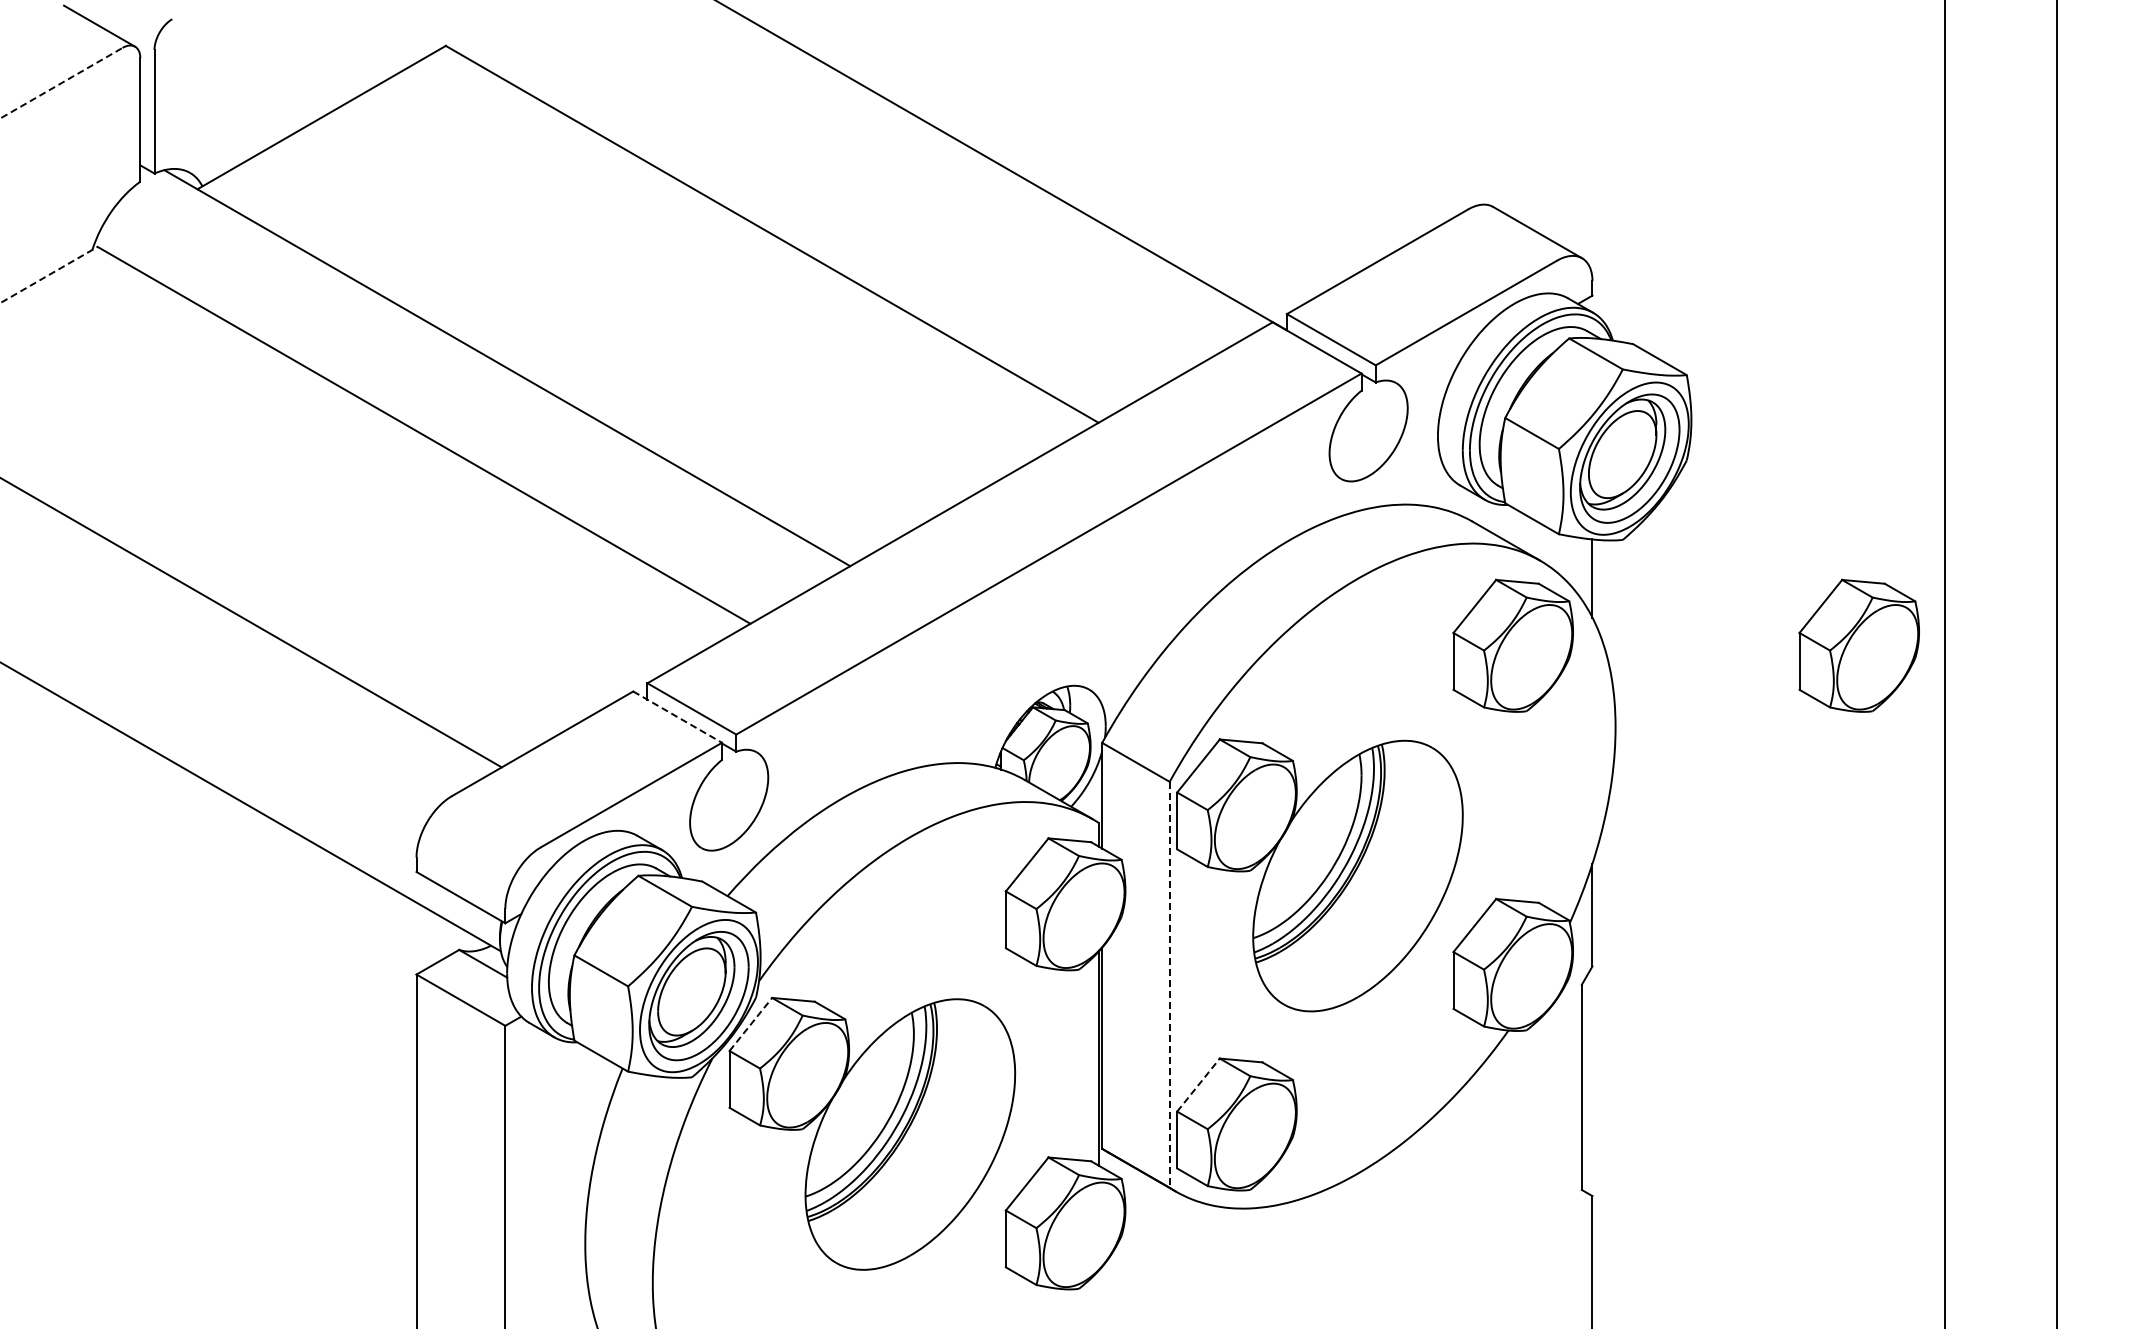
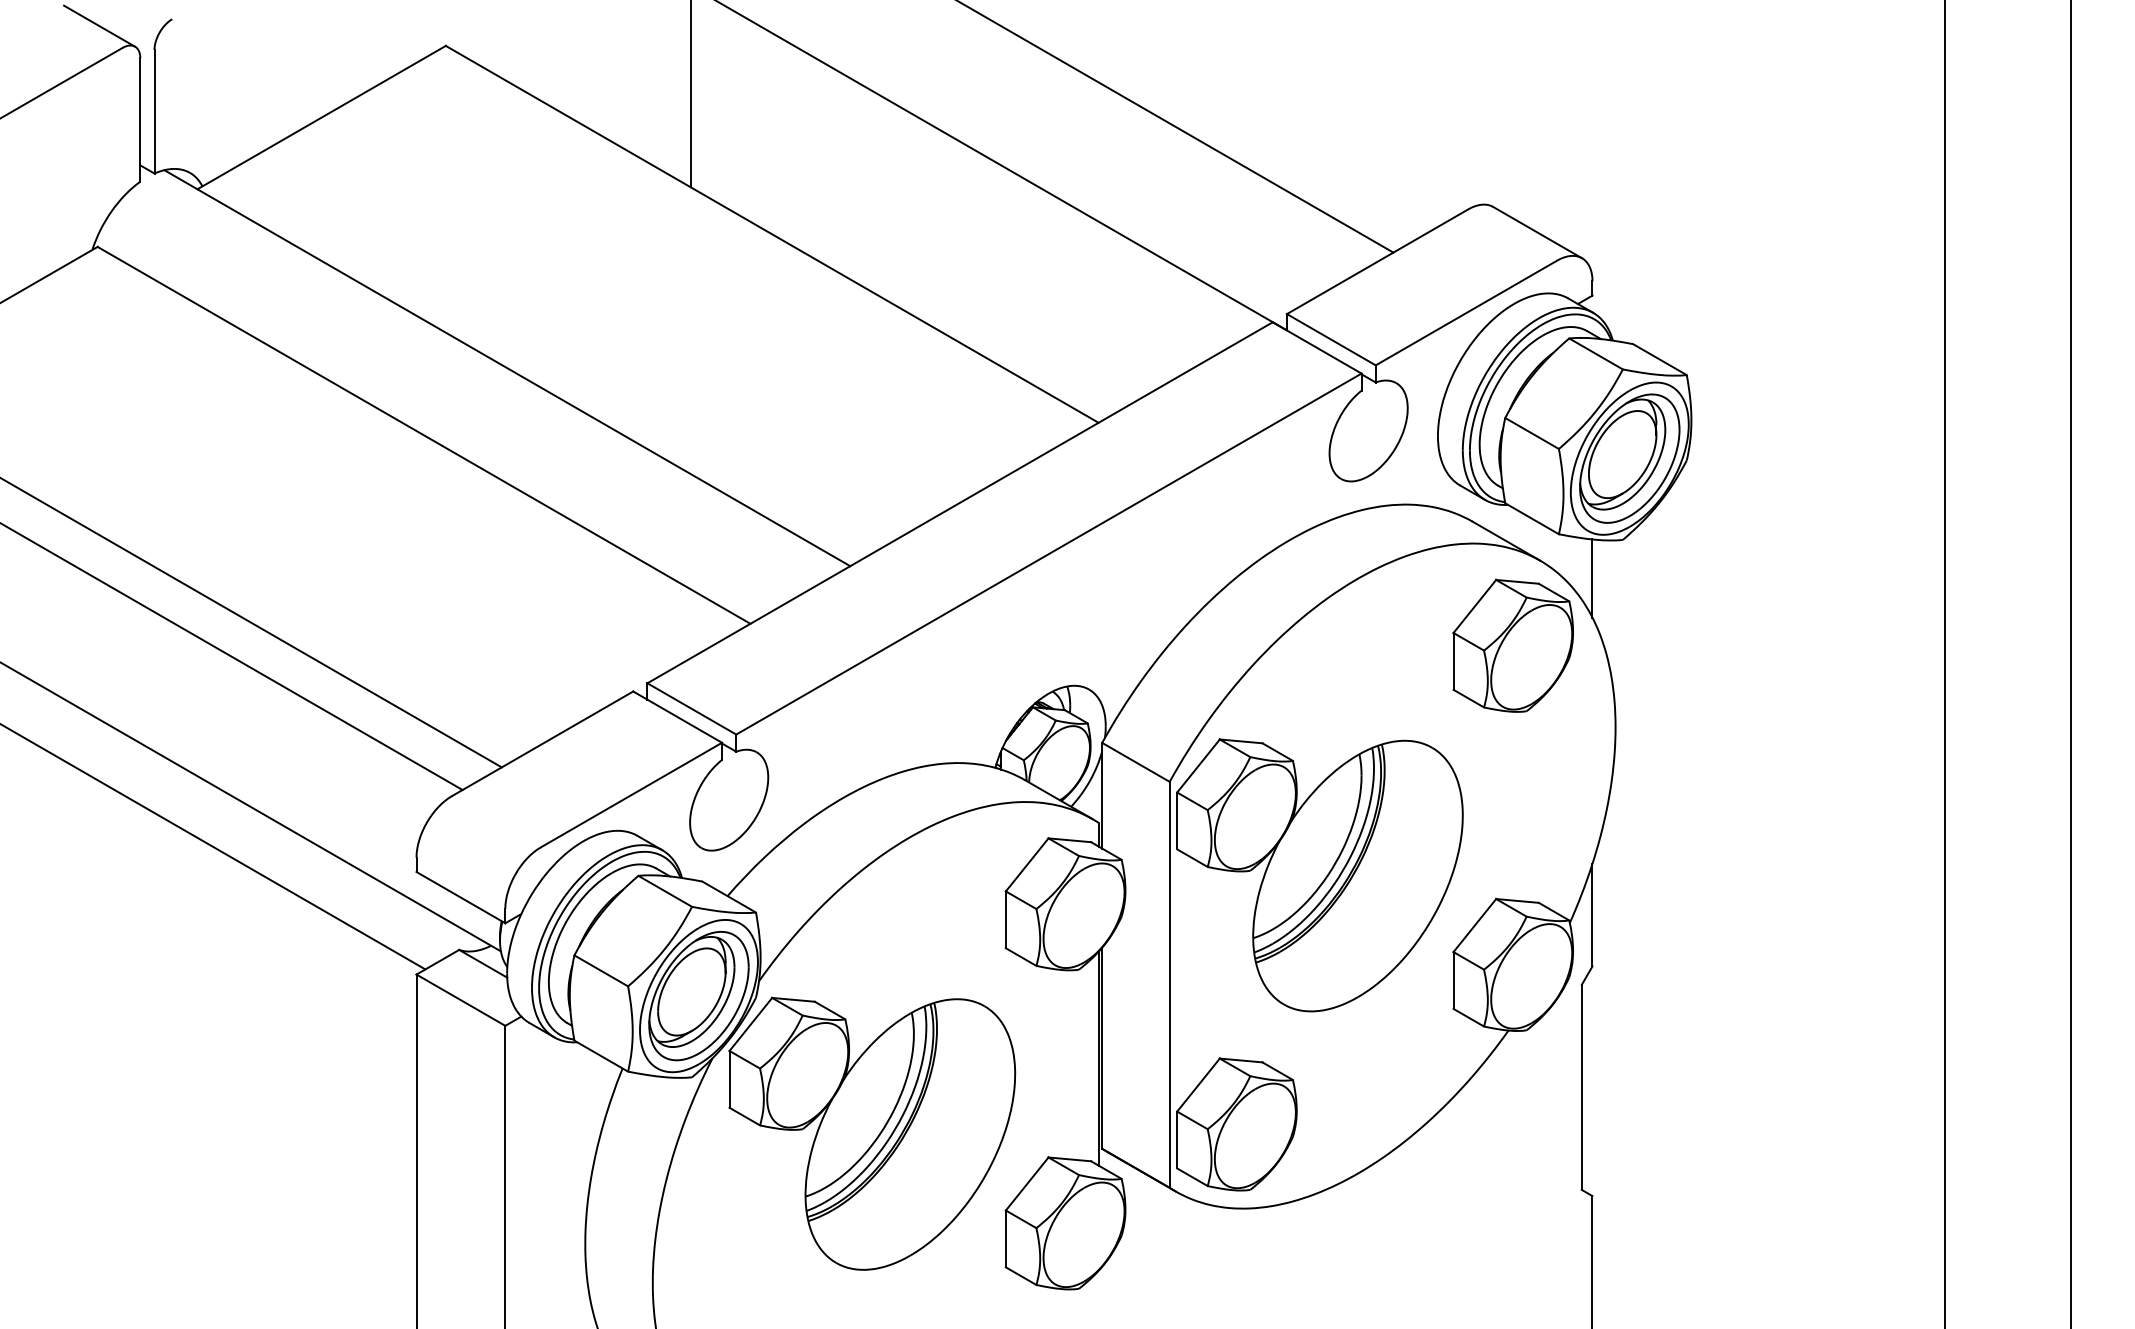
line: dashed -> solid (61, 82)
line: none -> present (690, 94)
line: none -> present (1176, 127)
line: dashed -> solid (49, 274)
part: present -> none (1858, 645)
line: none -> present (232, 657)
line position: (2056, 663) -> (2070, 663) (2070, 663)
line: dashed -> solid (678, 717)
line: none -> present (213, 847)
line: dashed -> solid (1169, 984)
line: dashed -> solid (751, 1024)
line: dashed -> solid (1198, 1084)
